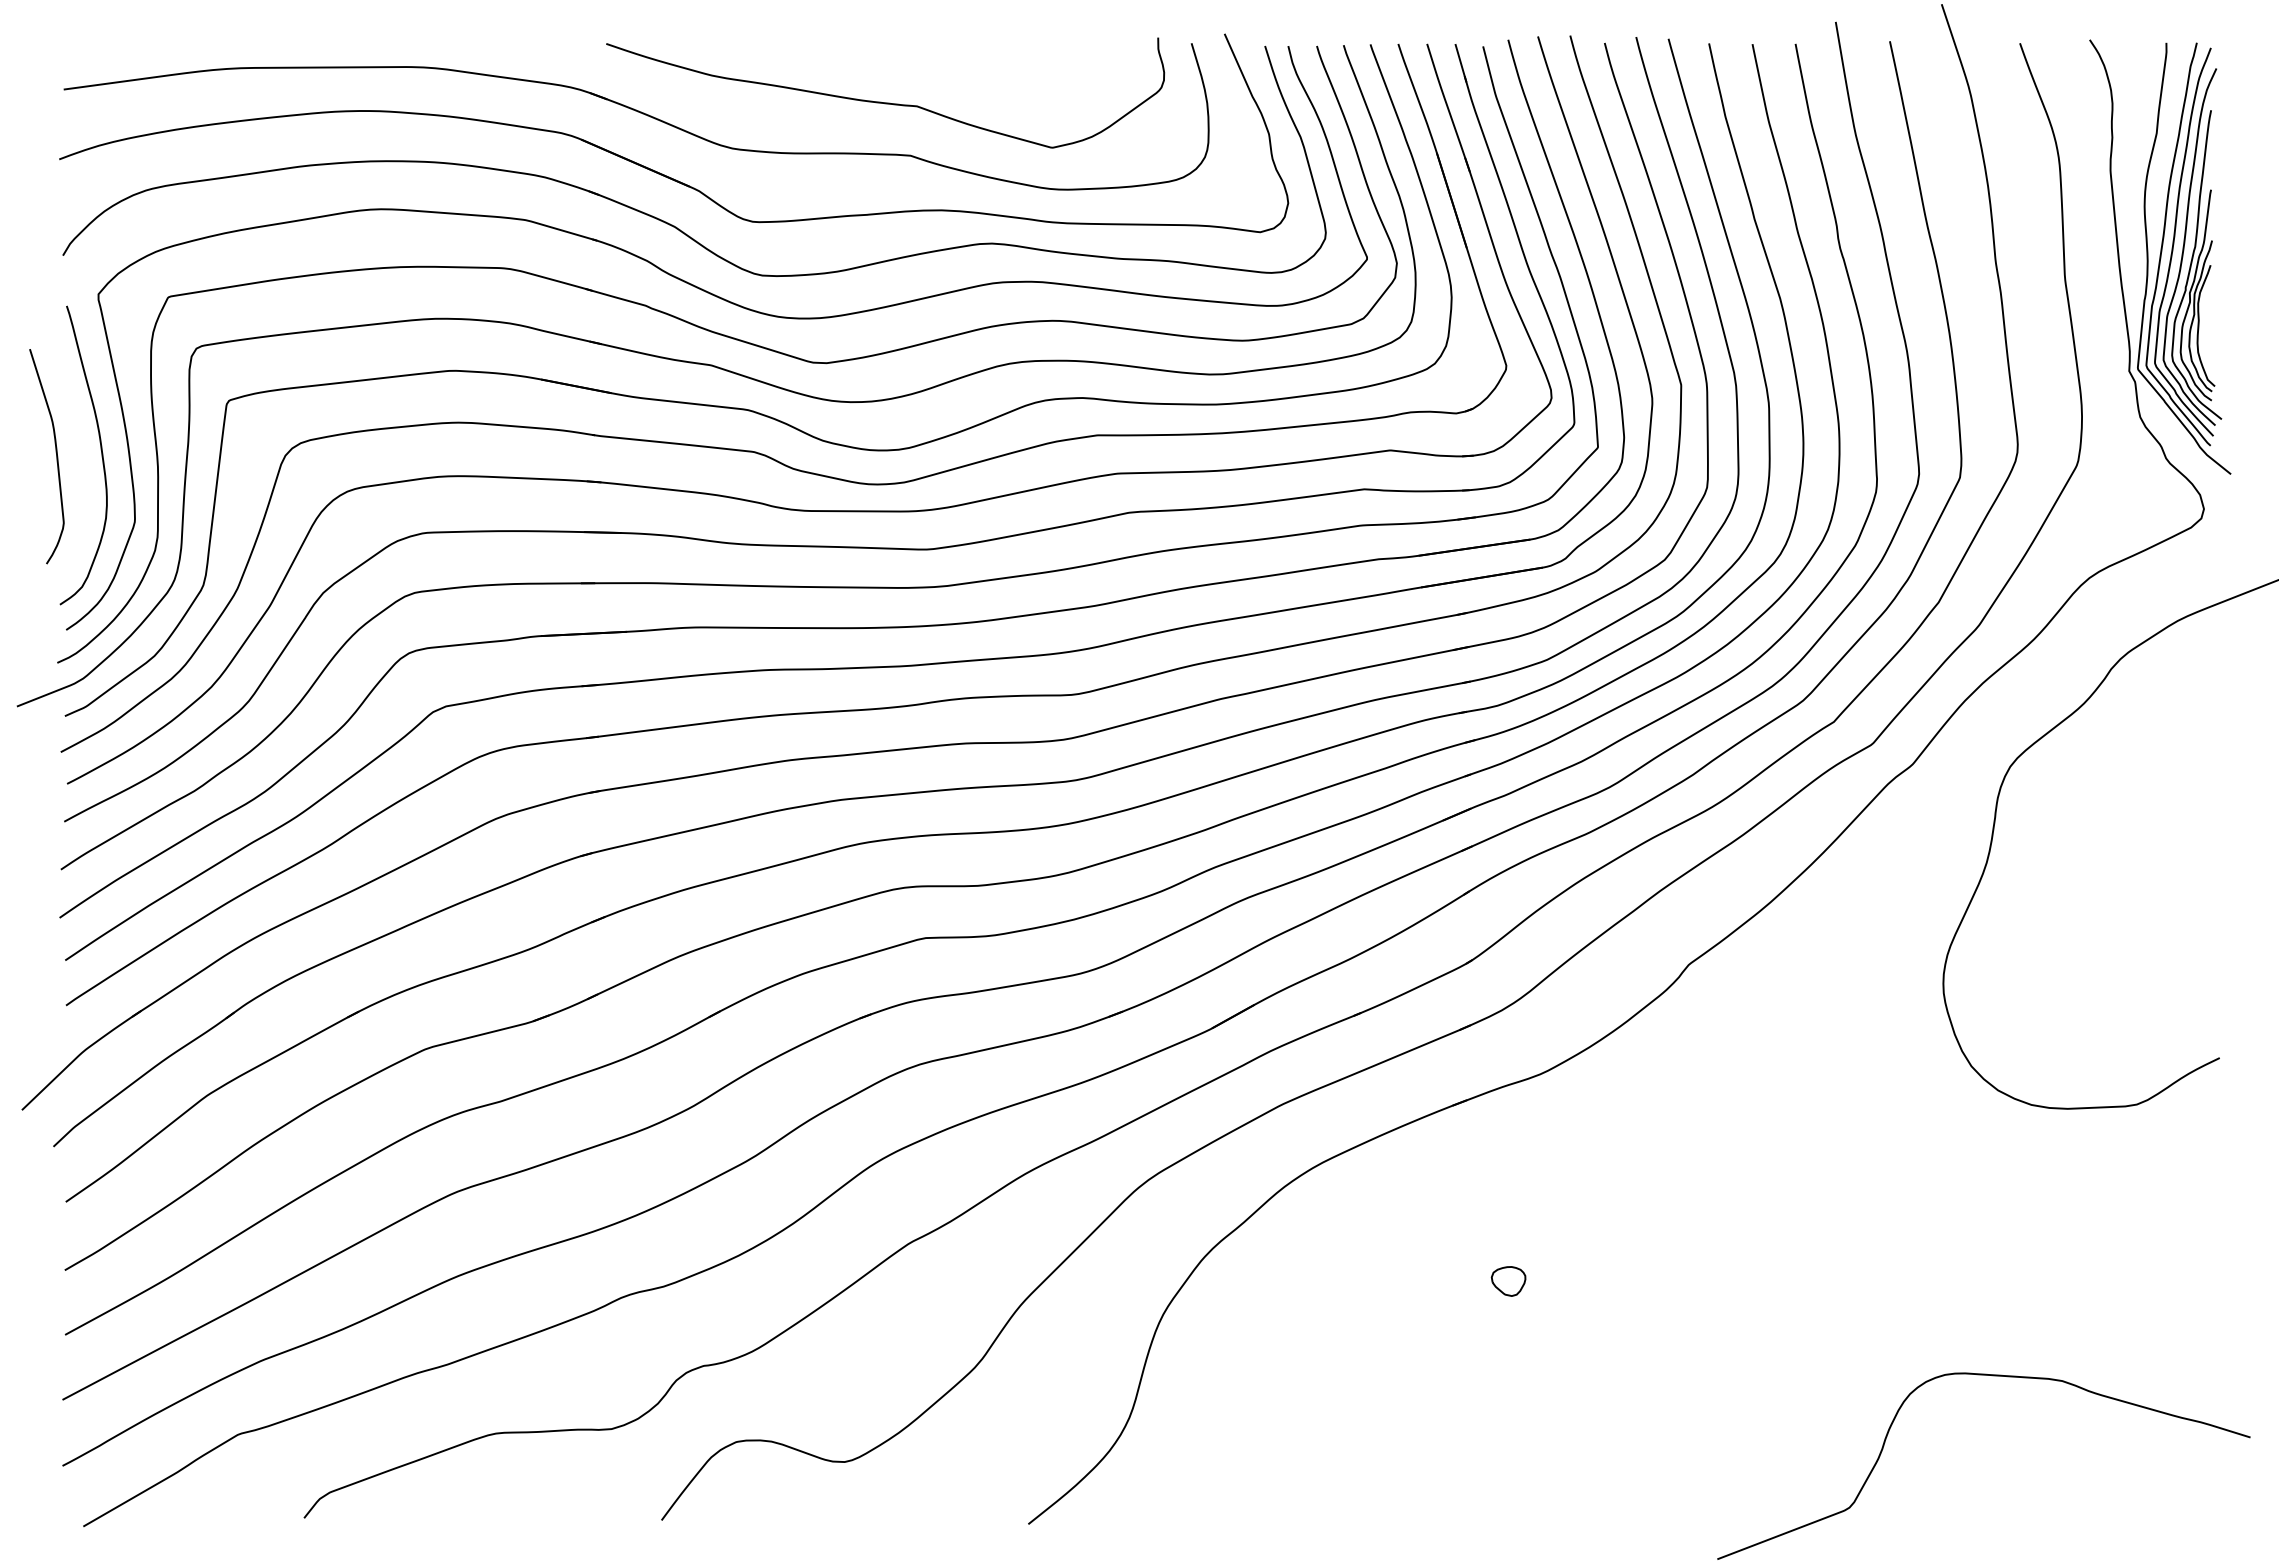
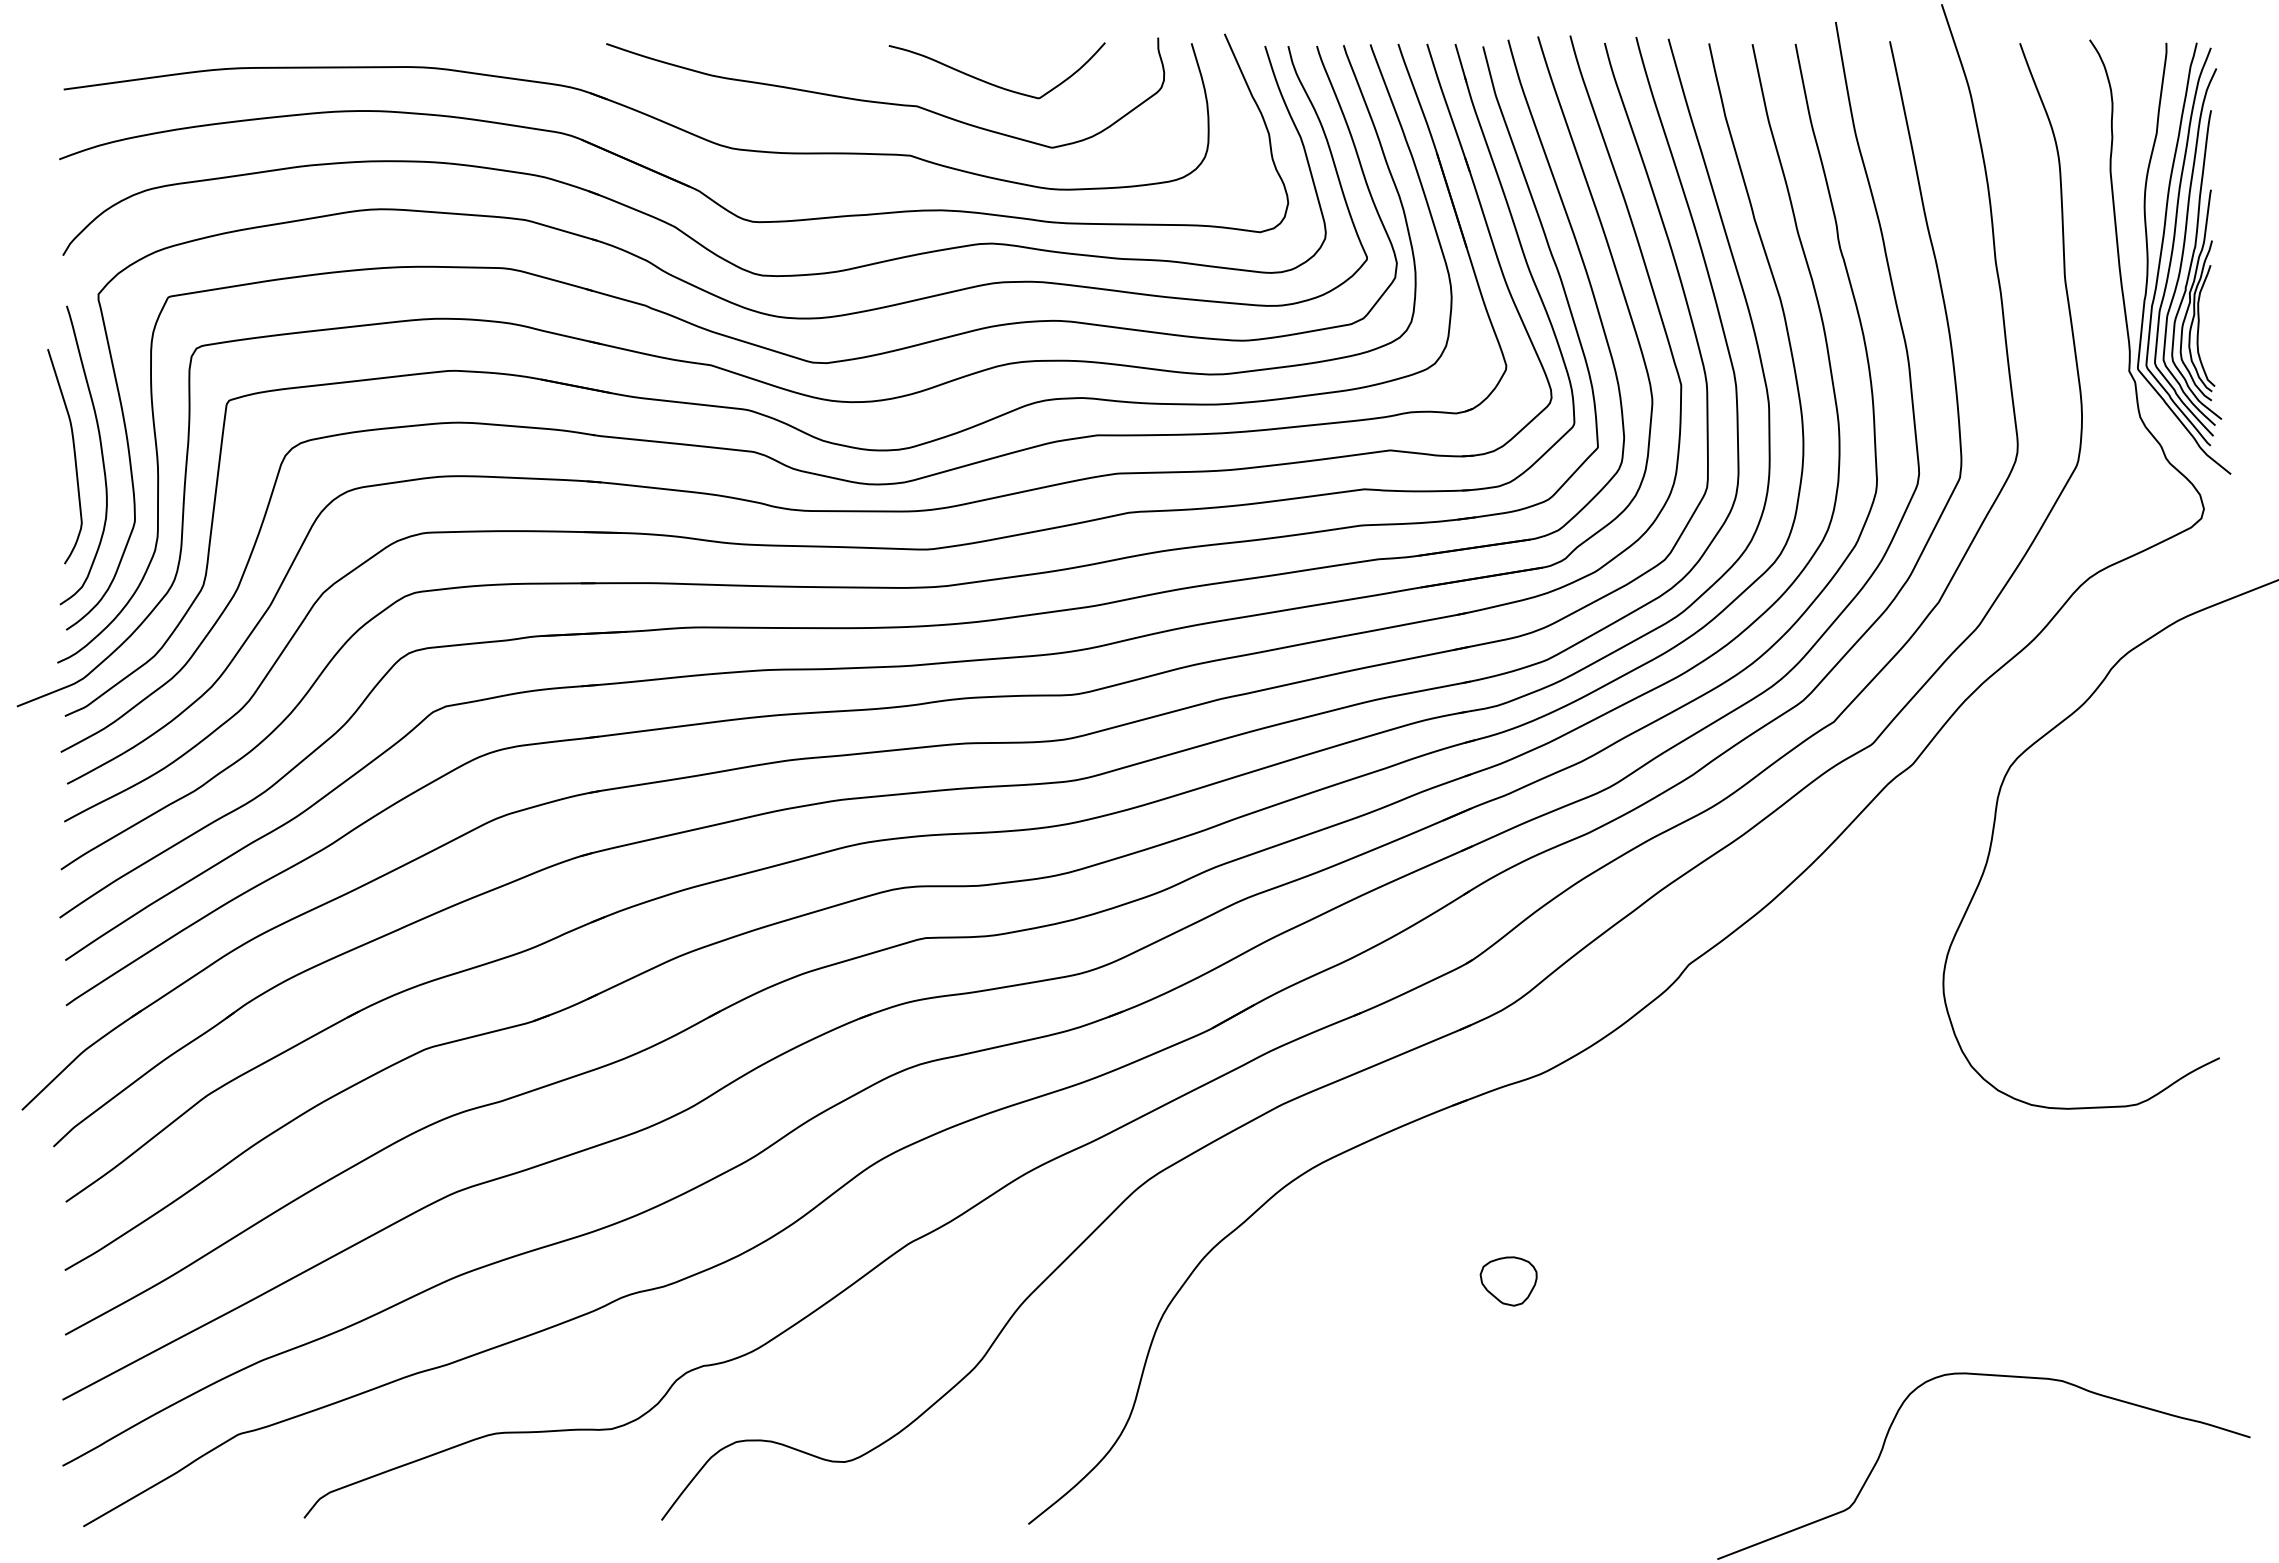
curve: none -> present (992, 83)
curve position: (55, 452) -> (73, 452) (73, 452)
part size: 37x31 px -> 59x51 px (1508, 1281)
